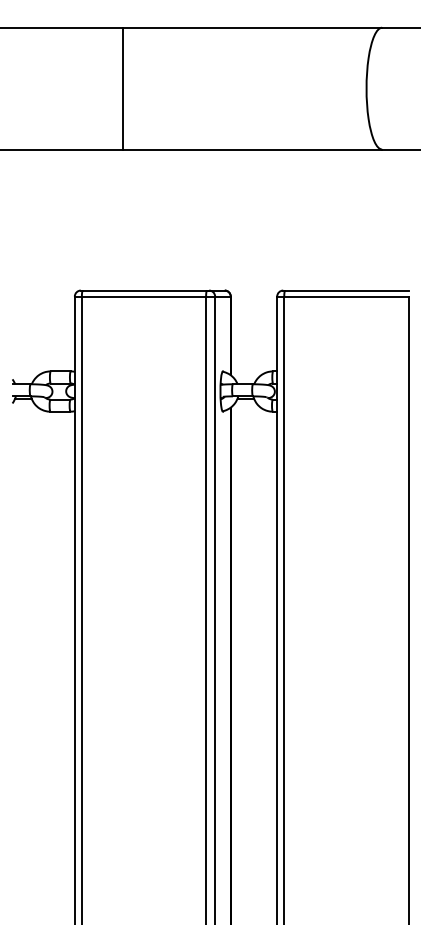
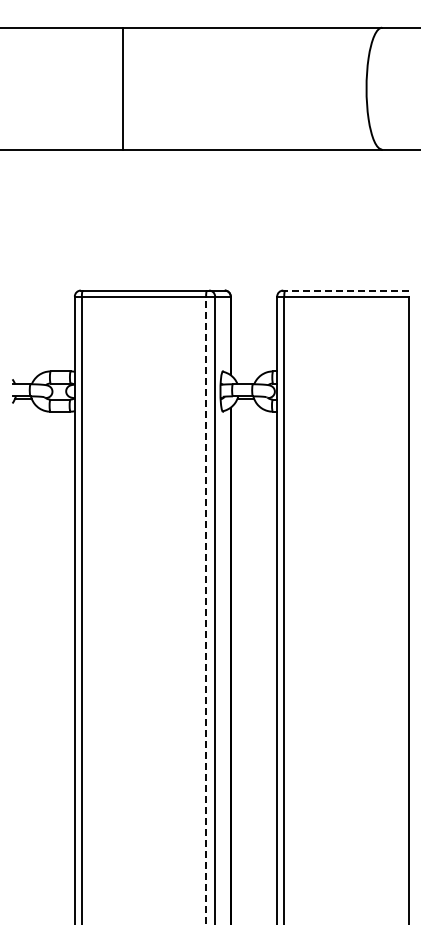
line: solid -> dashed (346, 290)
line: solid -> dashed (206, 610)
